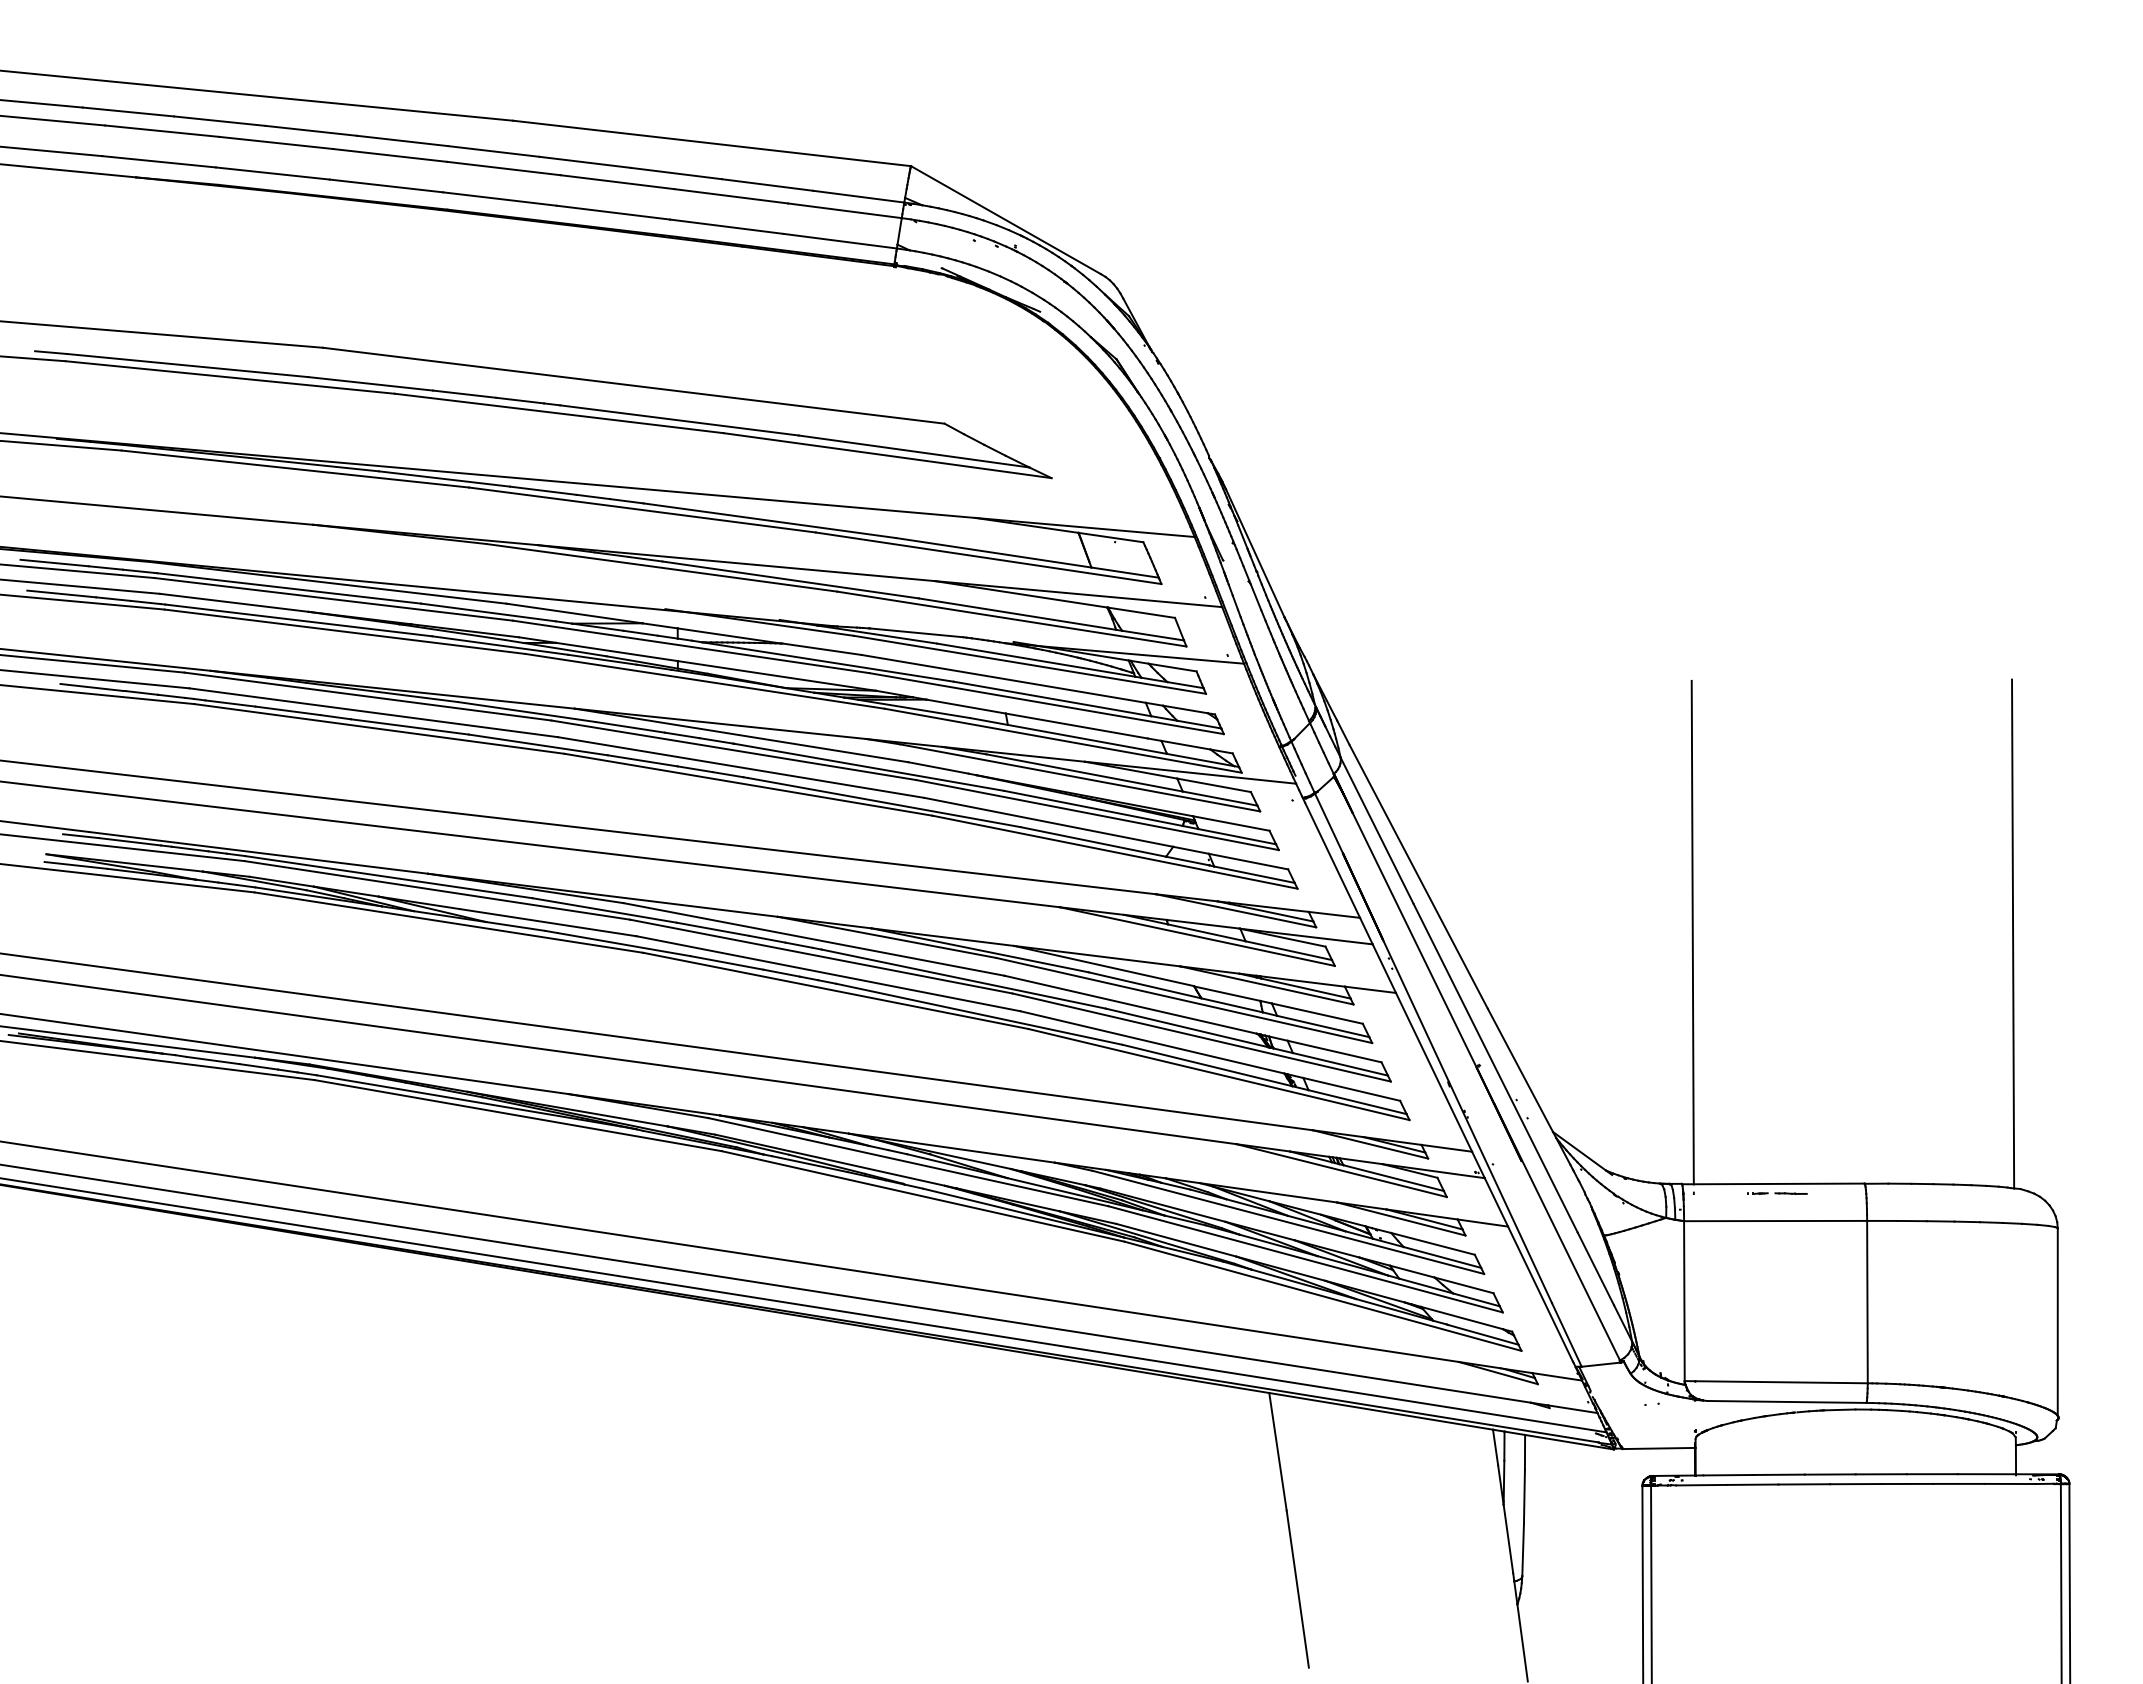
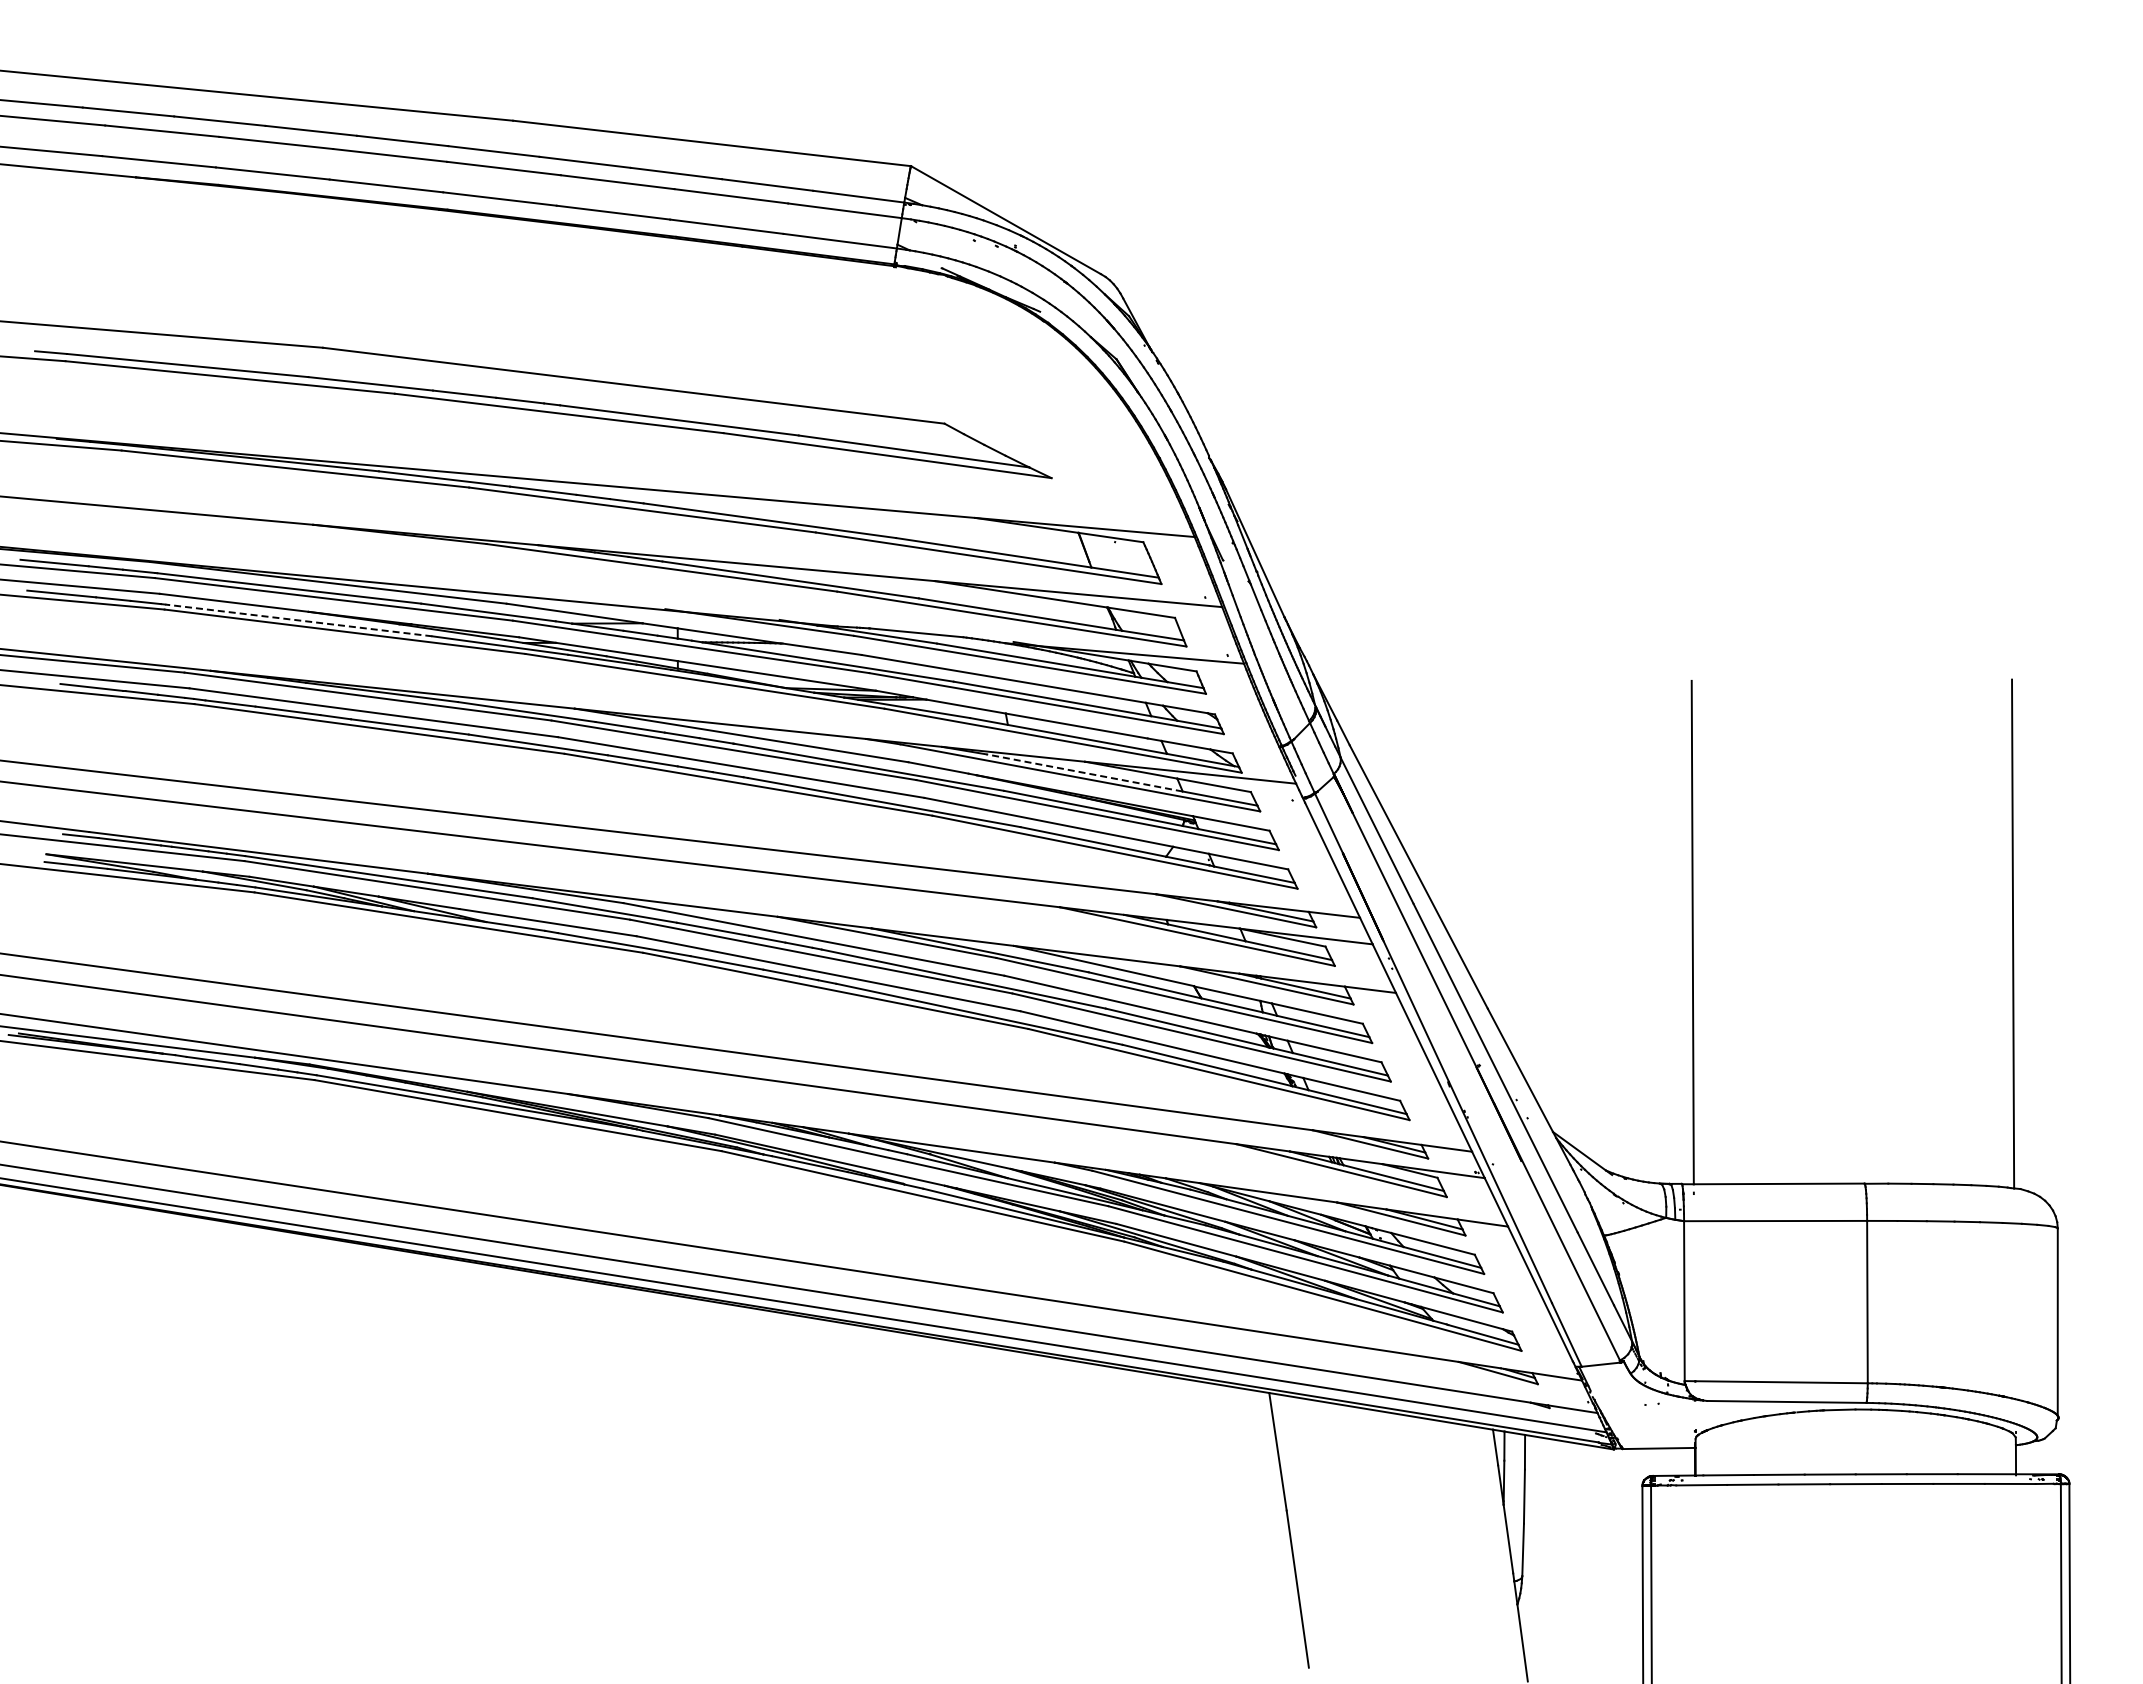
line: solid -> dashed (298, 620)
line: solid -> dashed (1084, 772)
line: present -> none (1777, 1193)
